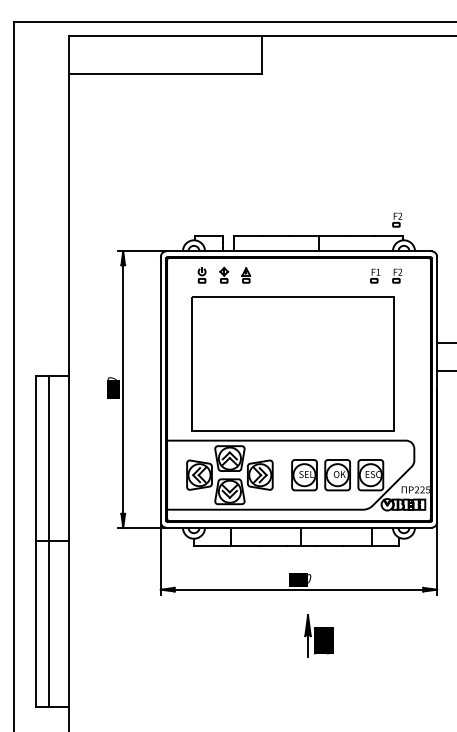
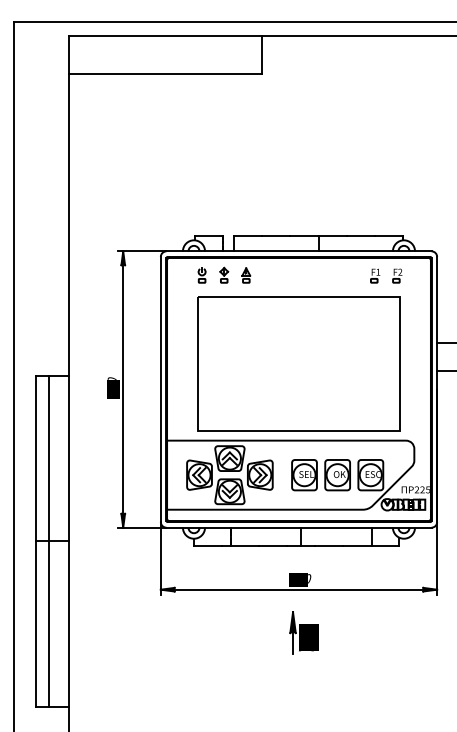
part: present -> none (397, 219)
part position: (292, 363) -> (298, 363) (298, 363)
part position: (318, 635) -> (303, 632) (303, 632)
